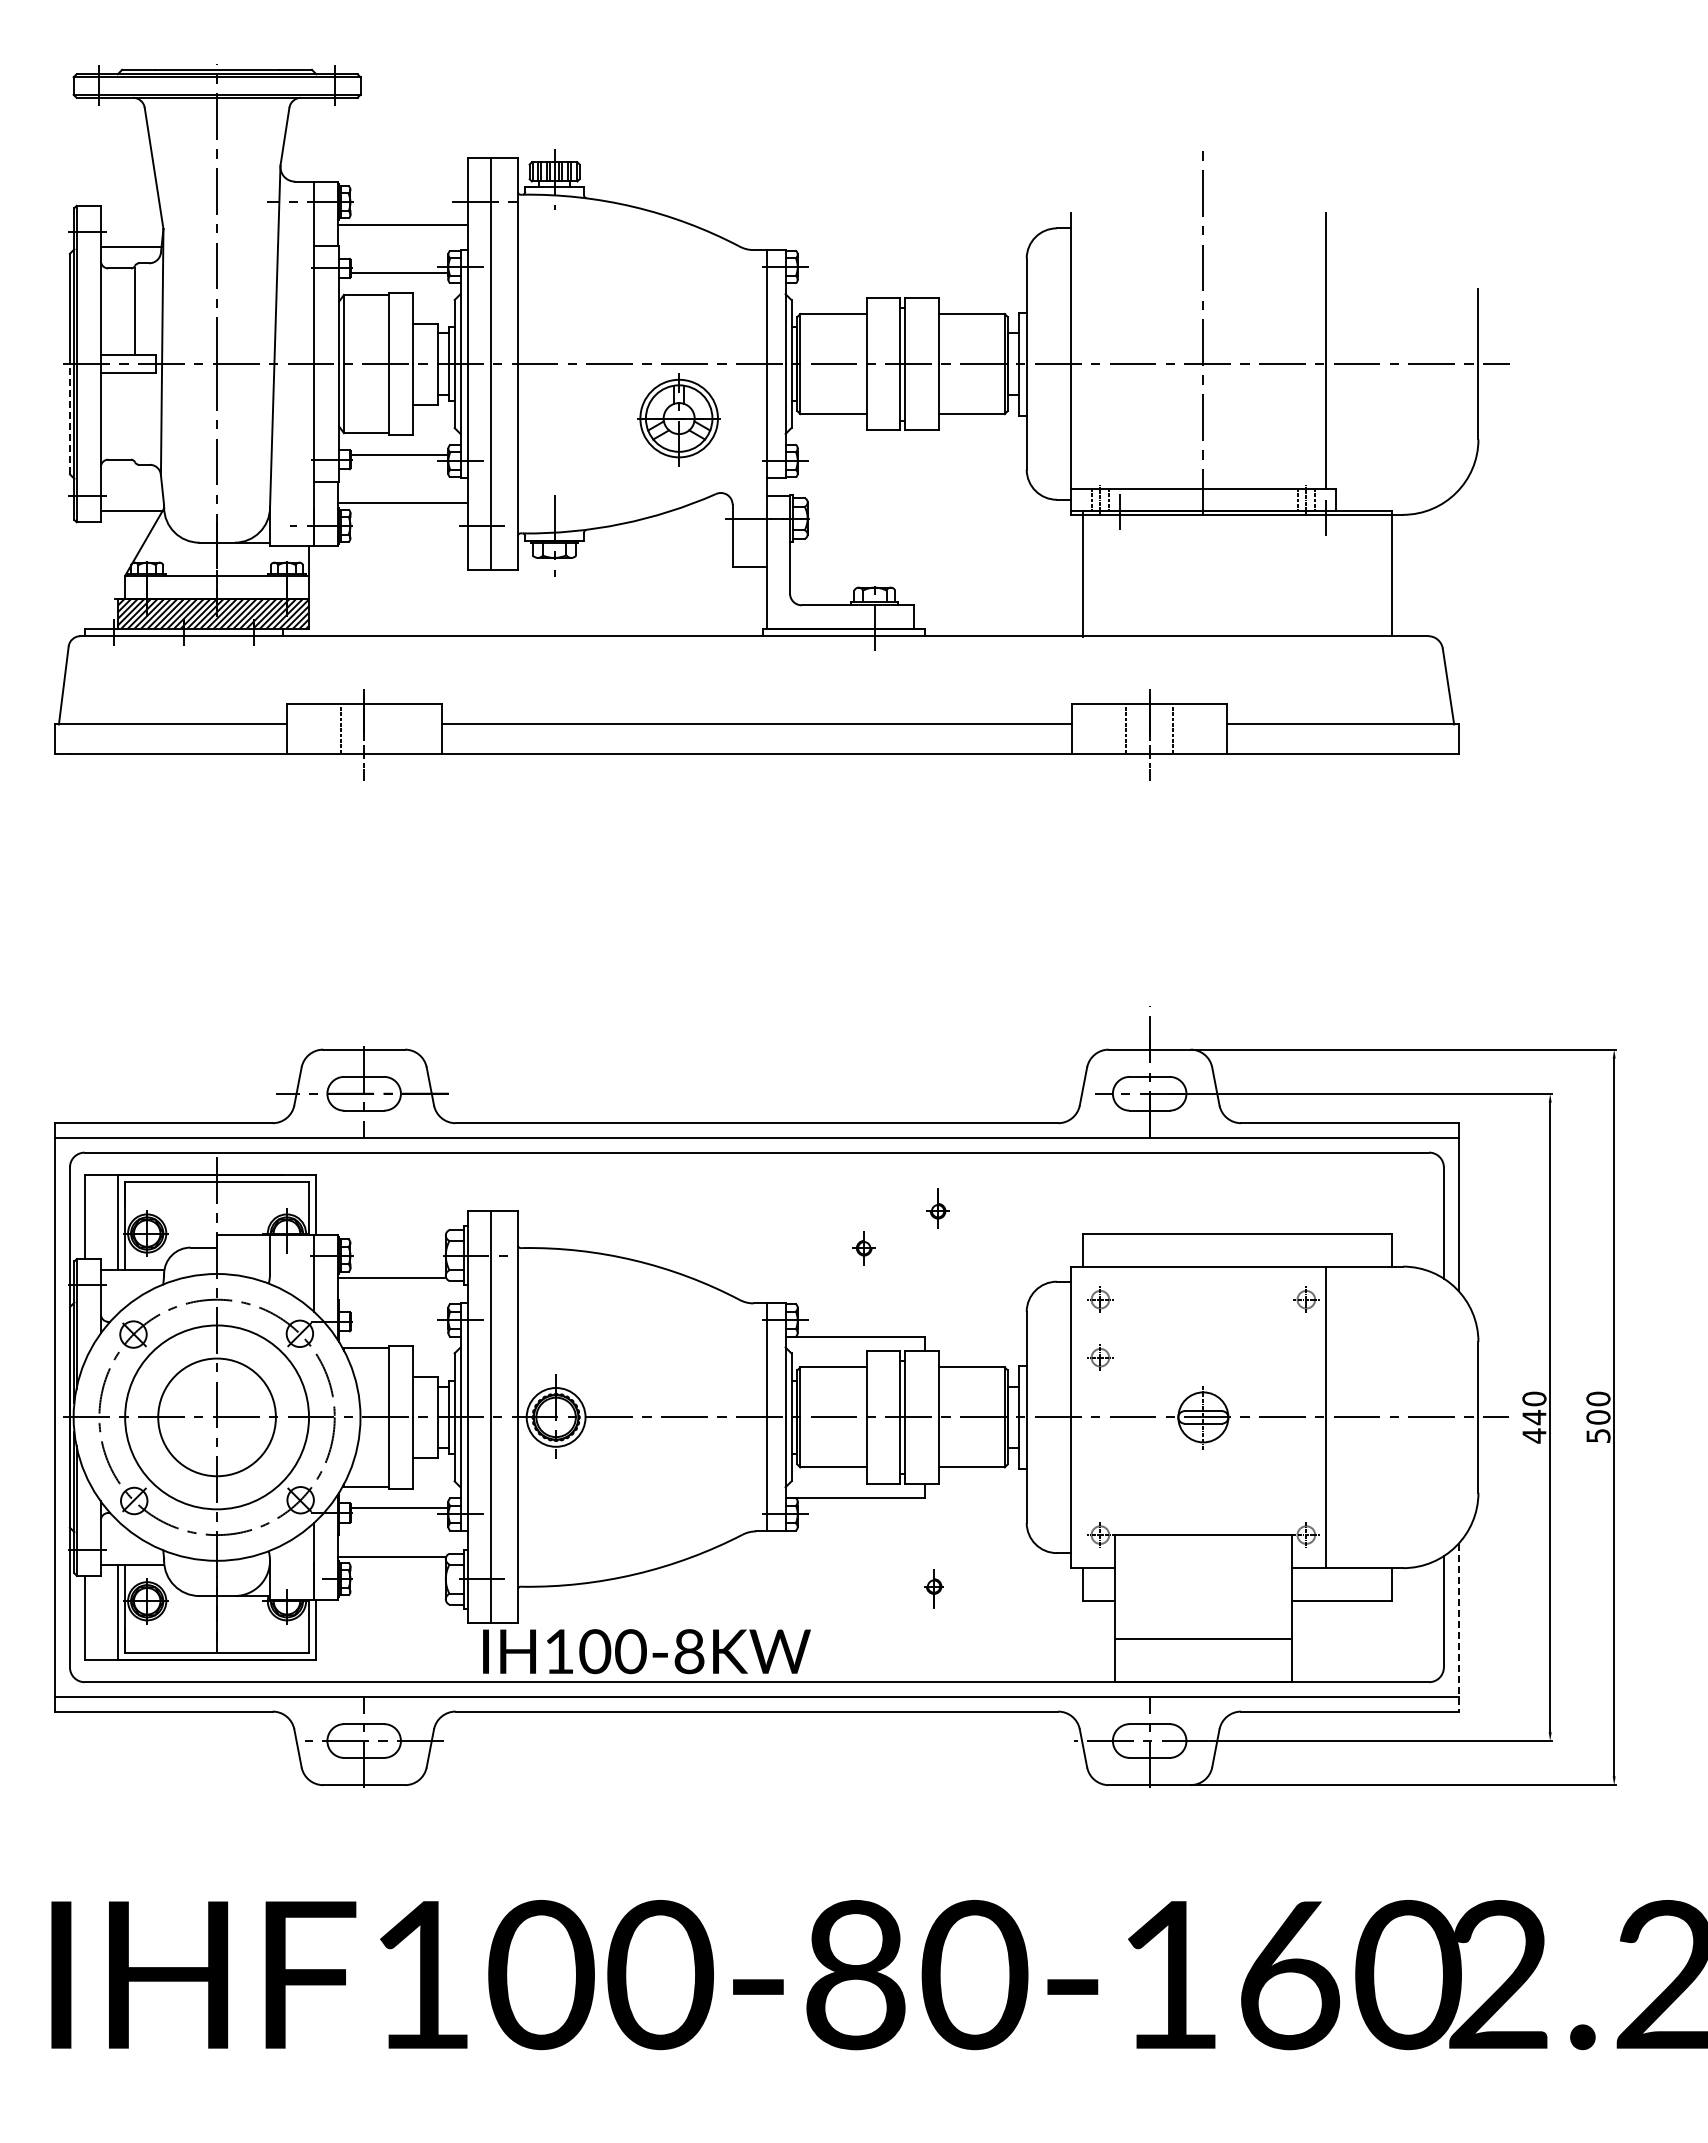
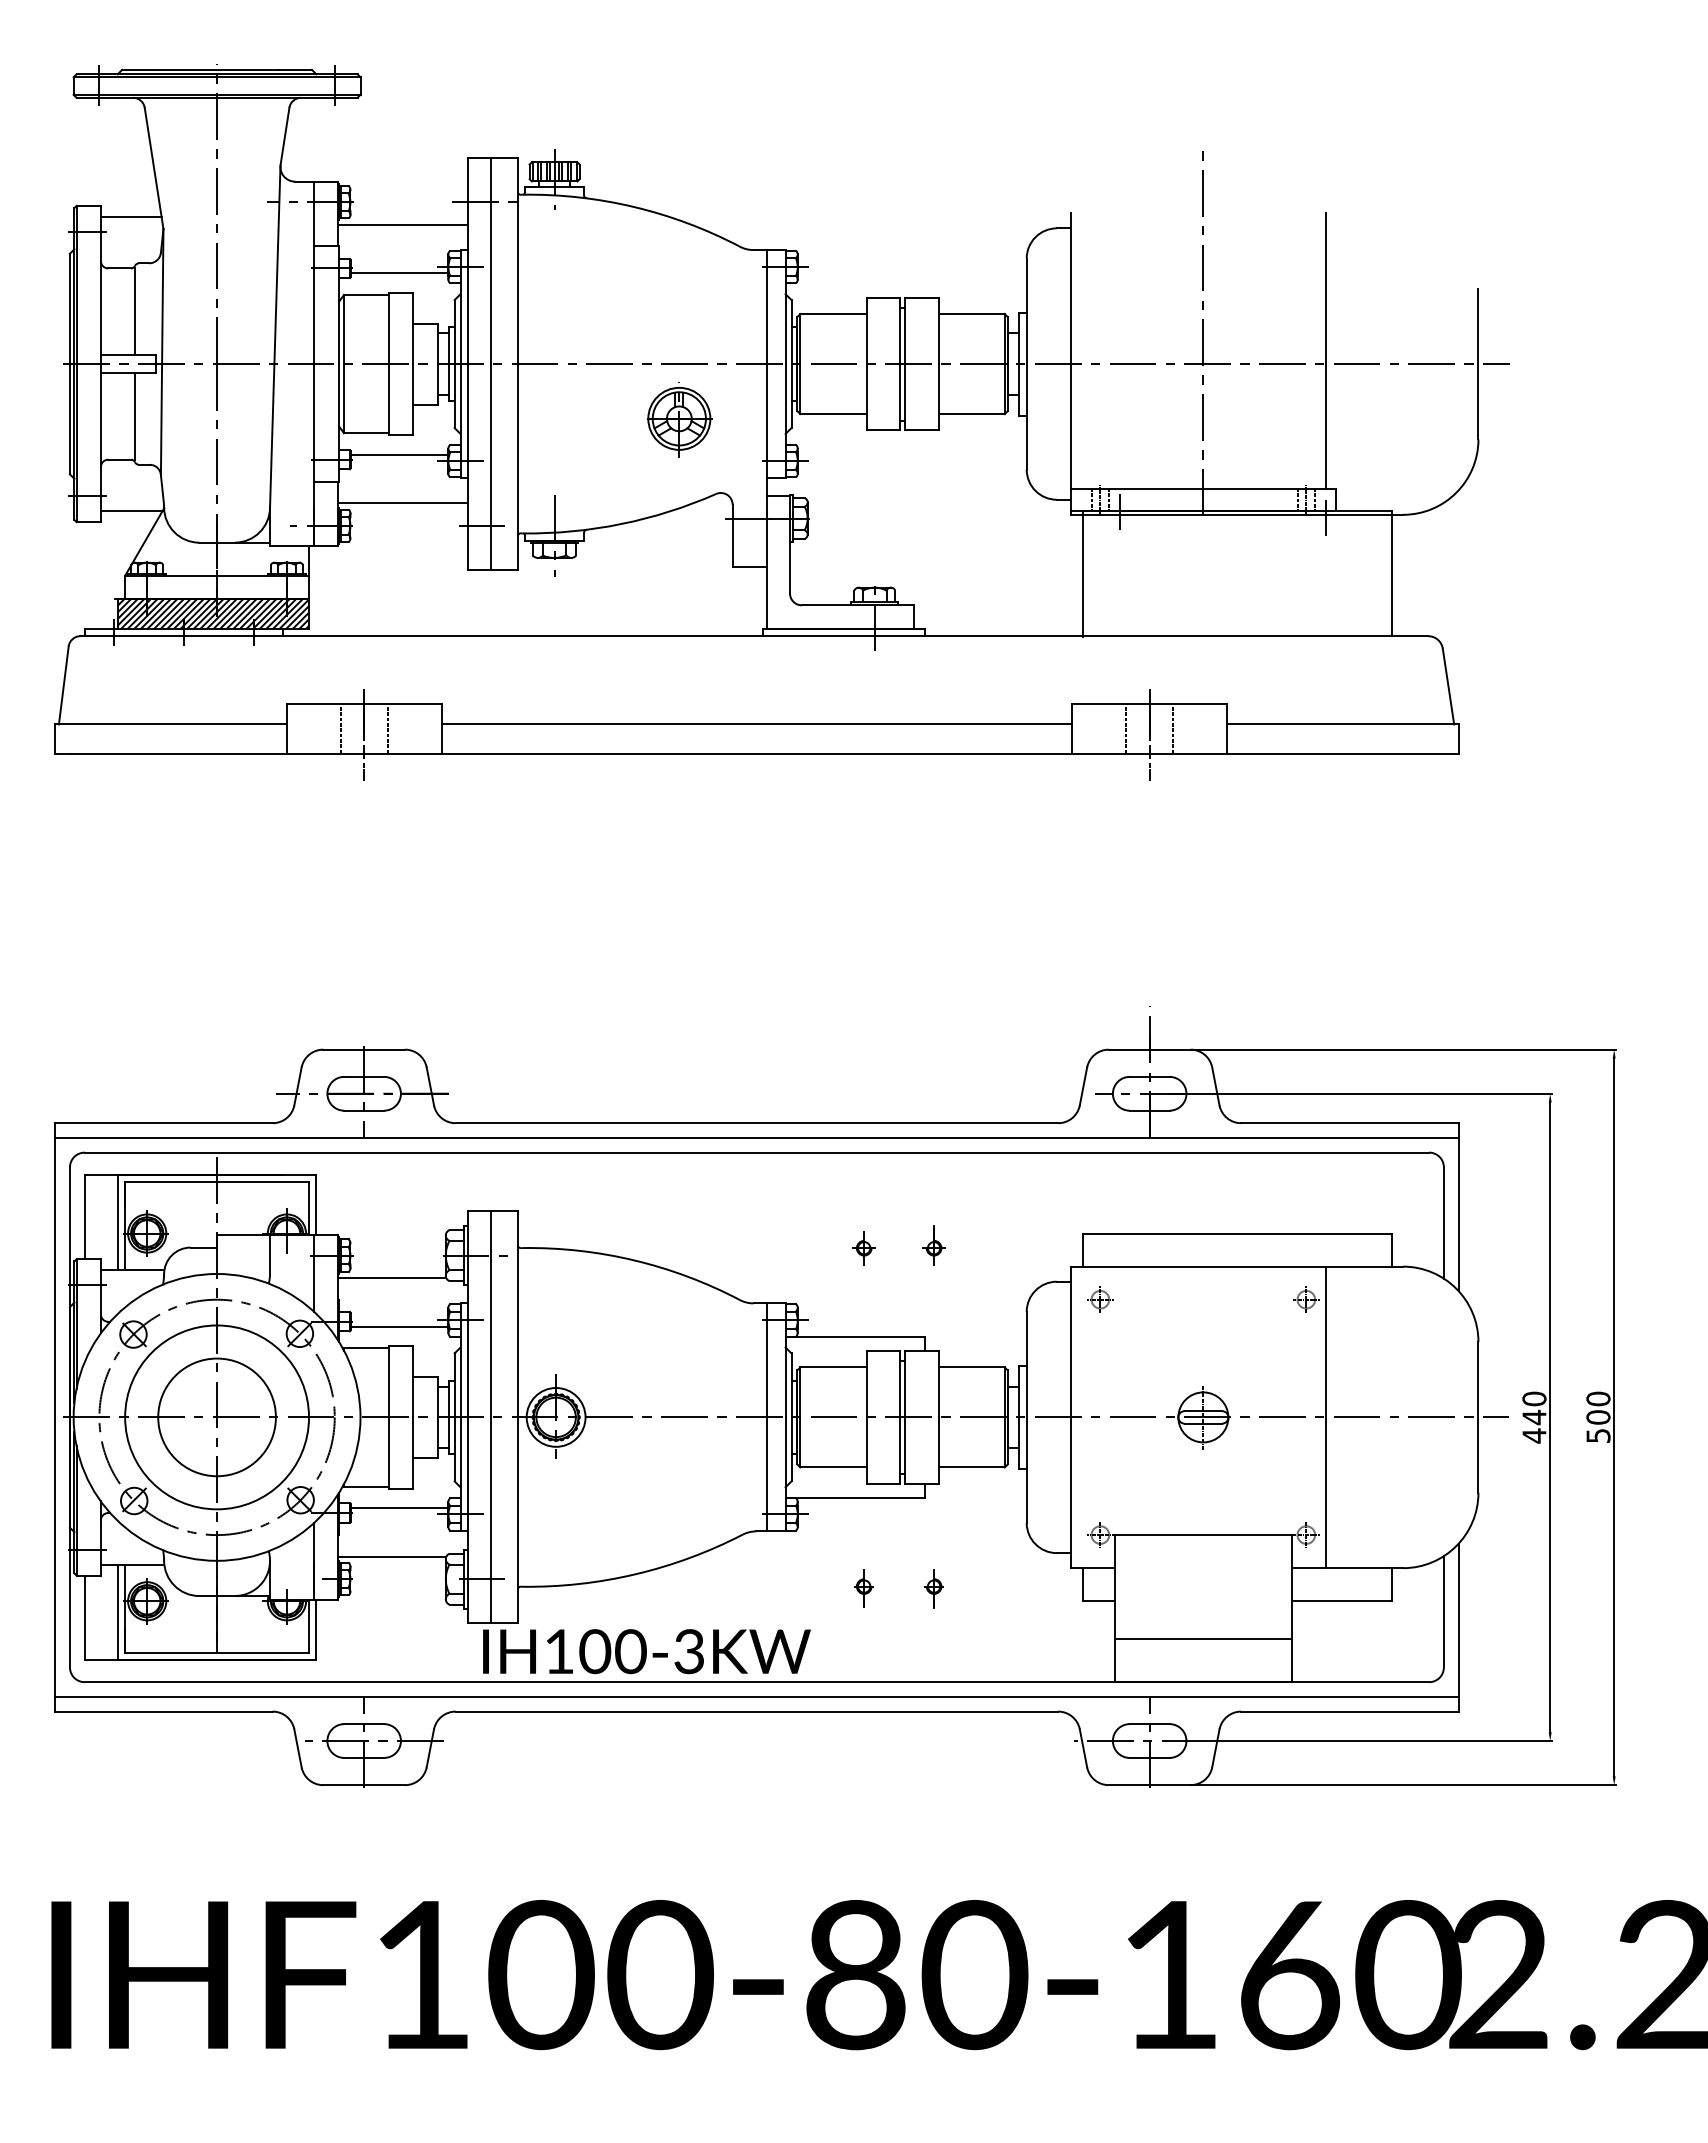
line position: (130, 246) -> (130, 216) (130, 216)
line: none -> present (135, 416)
line: dashed -> solid (69, 418)
part size: 84x94 px -> 66x76 px (679, 419)
line: none -> present (387, 728)
part position: (937, 1208) -> (933, 1245) (933, 1245)
line: none -> present (399, 1326)
part: present -> none (1100, 1357)
part: none -> present (863, 1588)
line: dashed -> solid (1458, 1627)
text: IH100-8KW -> IH100-3KW (689, 1651)
